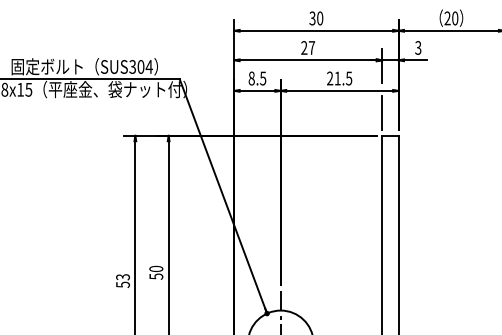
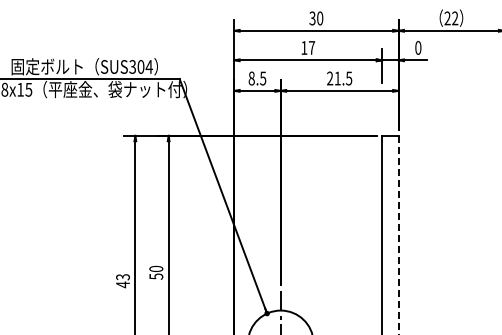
text: 20 -> 22 (455, 18)
text: 27 -> 17 (304, 47)
text: 3 -> 0 (418, 47)
line: present -> none (382, 112)
line: solid -> dashed (398, 235)
text: 53 -> 43 (122, 284)
